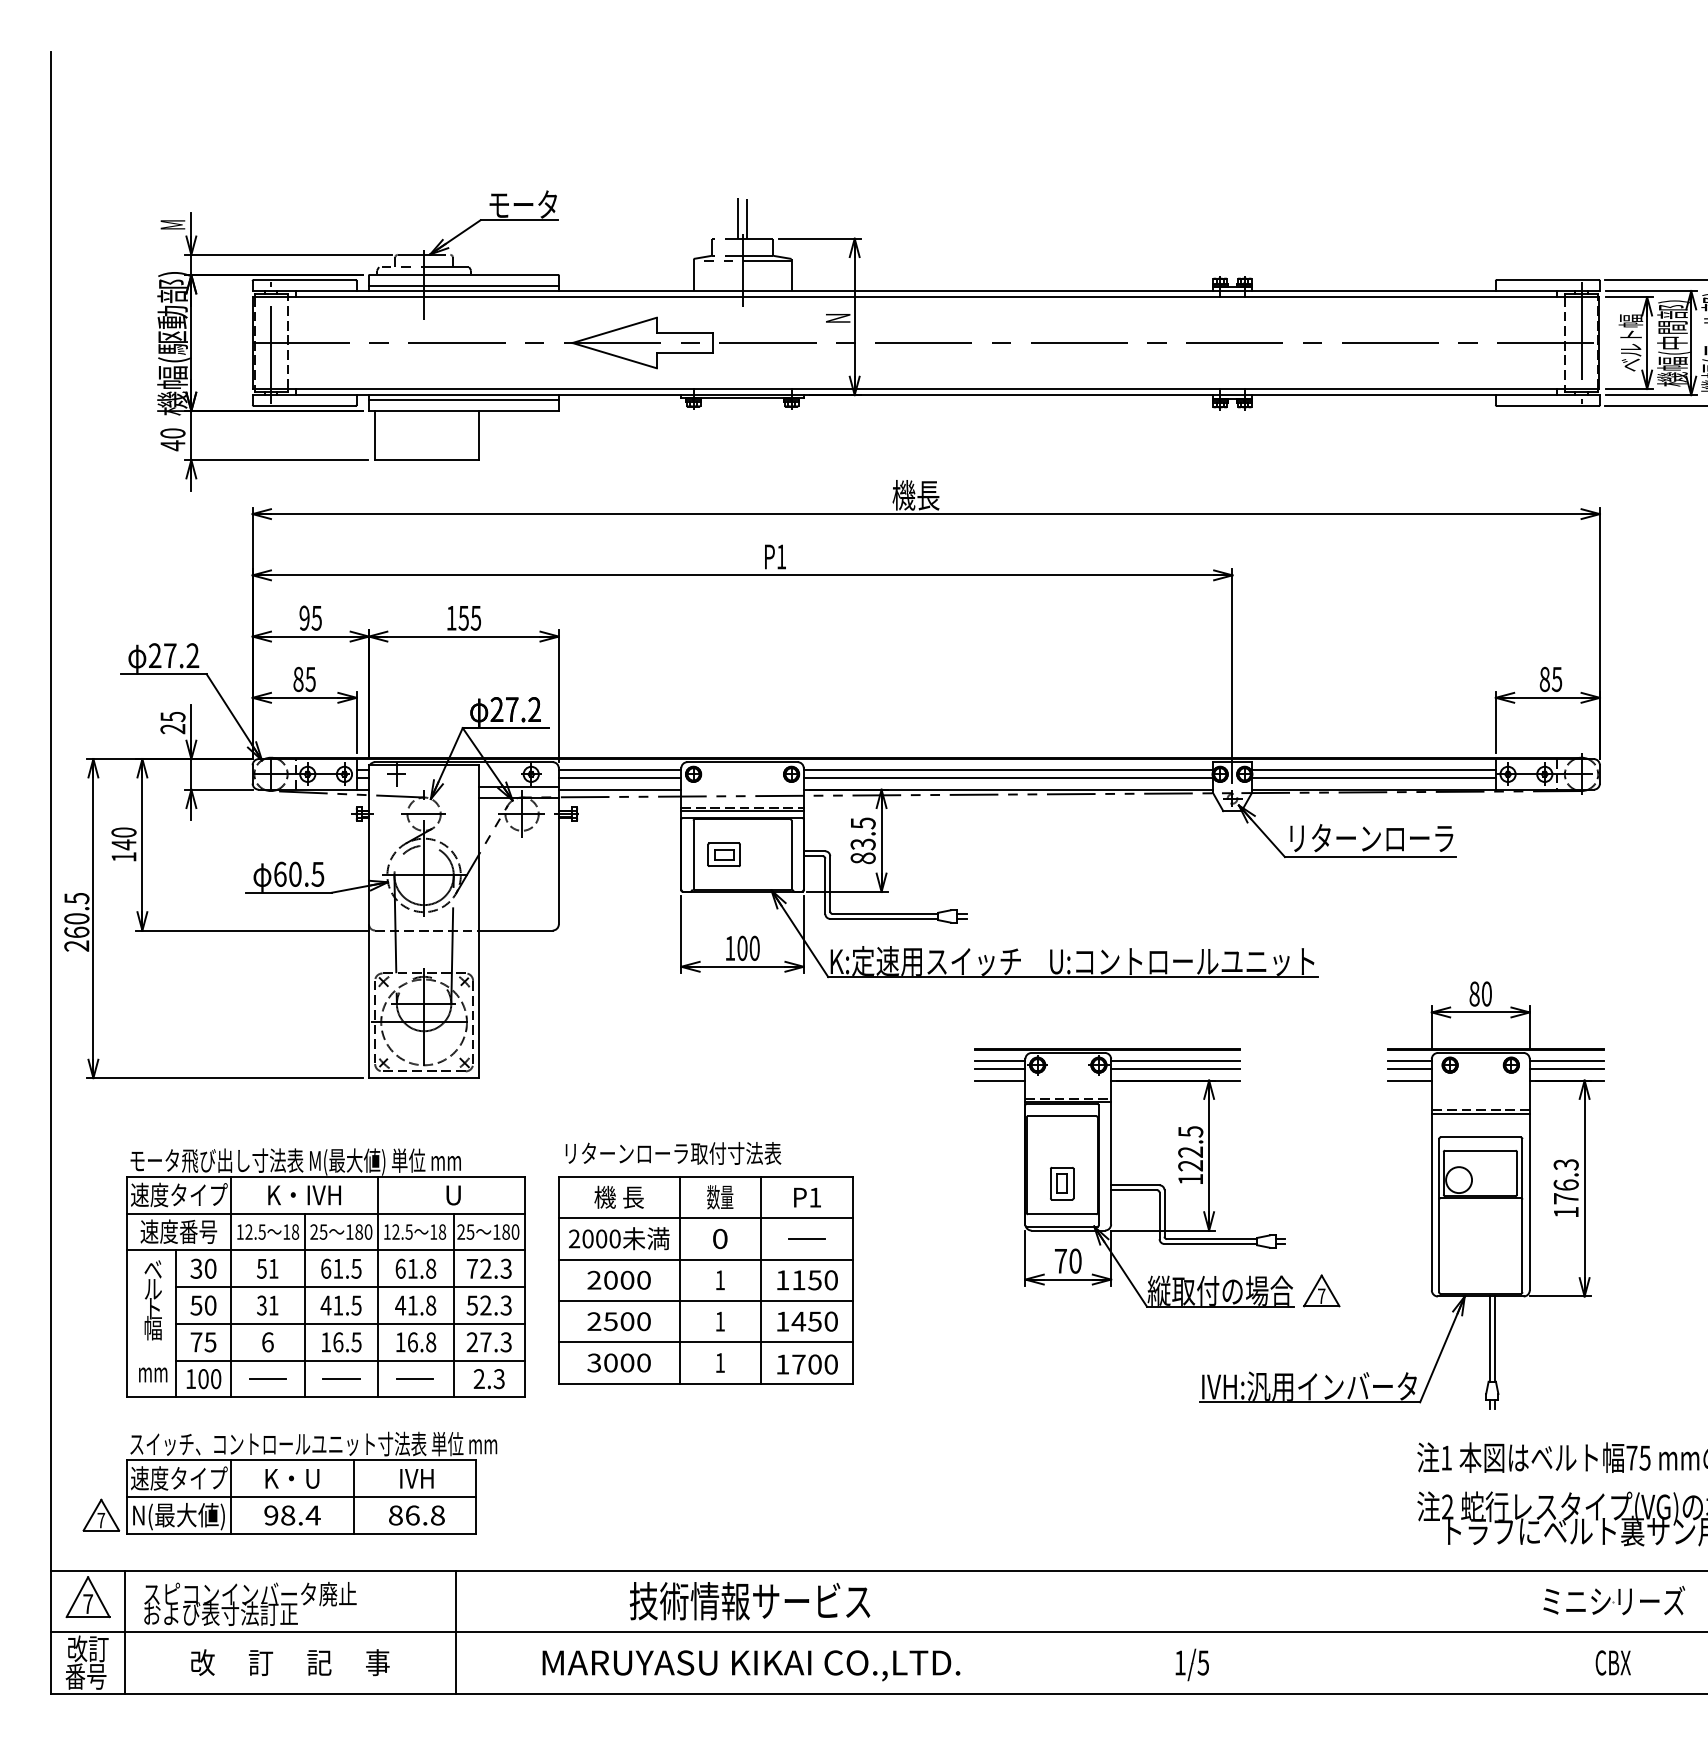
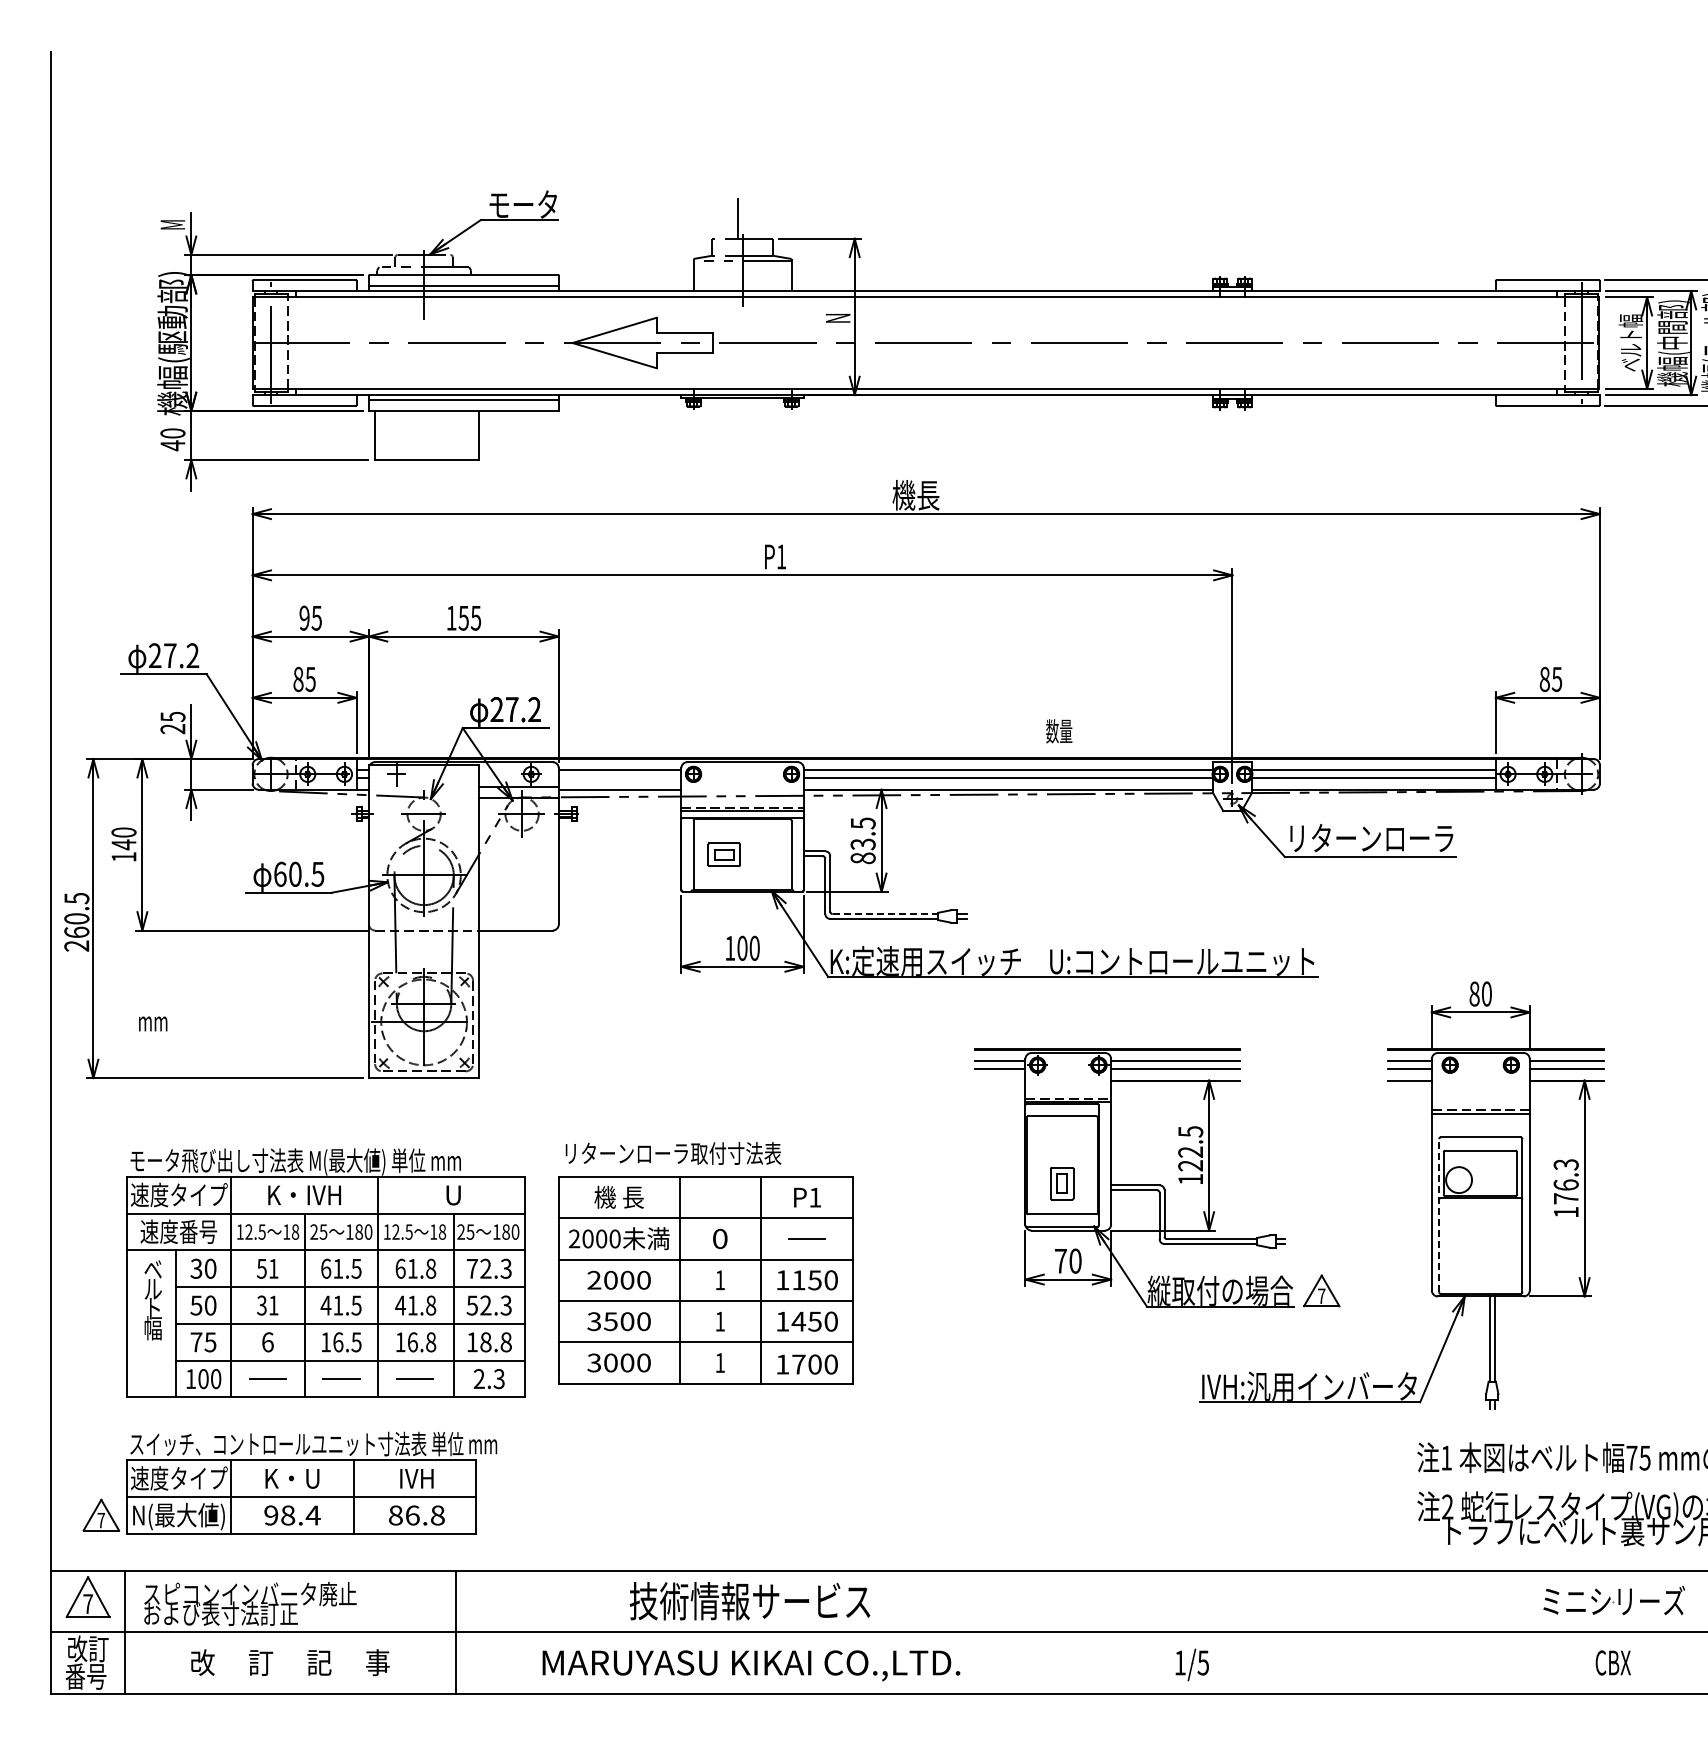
line: present -> none (747, 218)
line: present -> none (619, 778)
line: solid -> dashed (885, 914)
line: present -> none (1000, 1080)
text position: (720, 1197) -> (1059, 731) (1059, 731)
line: solid -> dashed (1439, 1215)
text: 2500 -> 3500 (594, 1321)
text: 27.3 -> 18.8 (488, 1342)
text position: (153, 1374) -> (153, 1023) (153, 1023)
